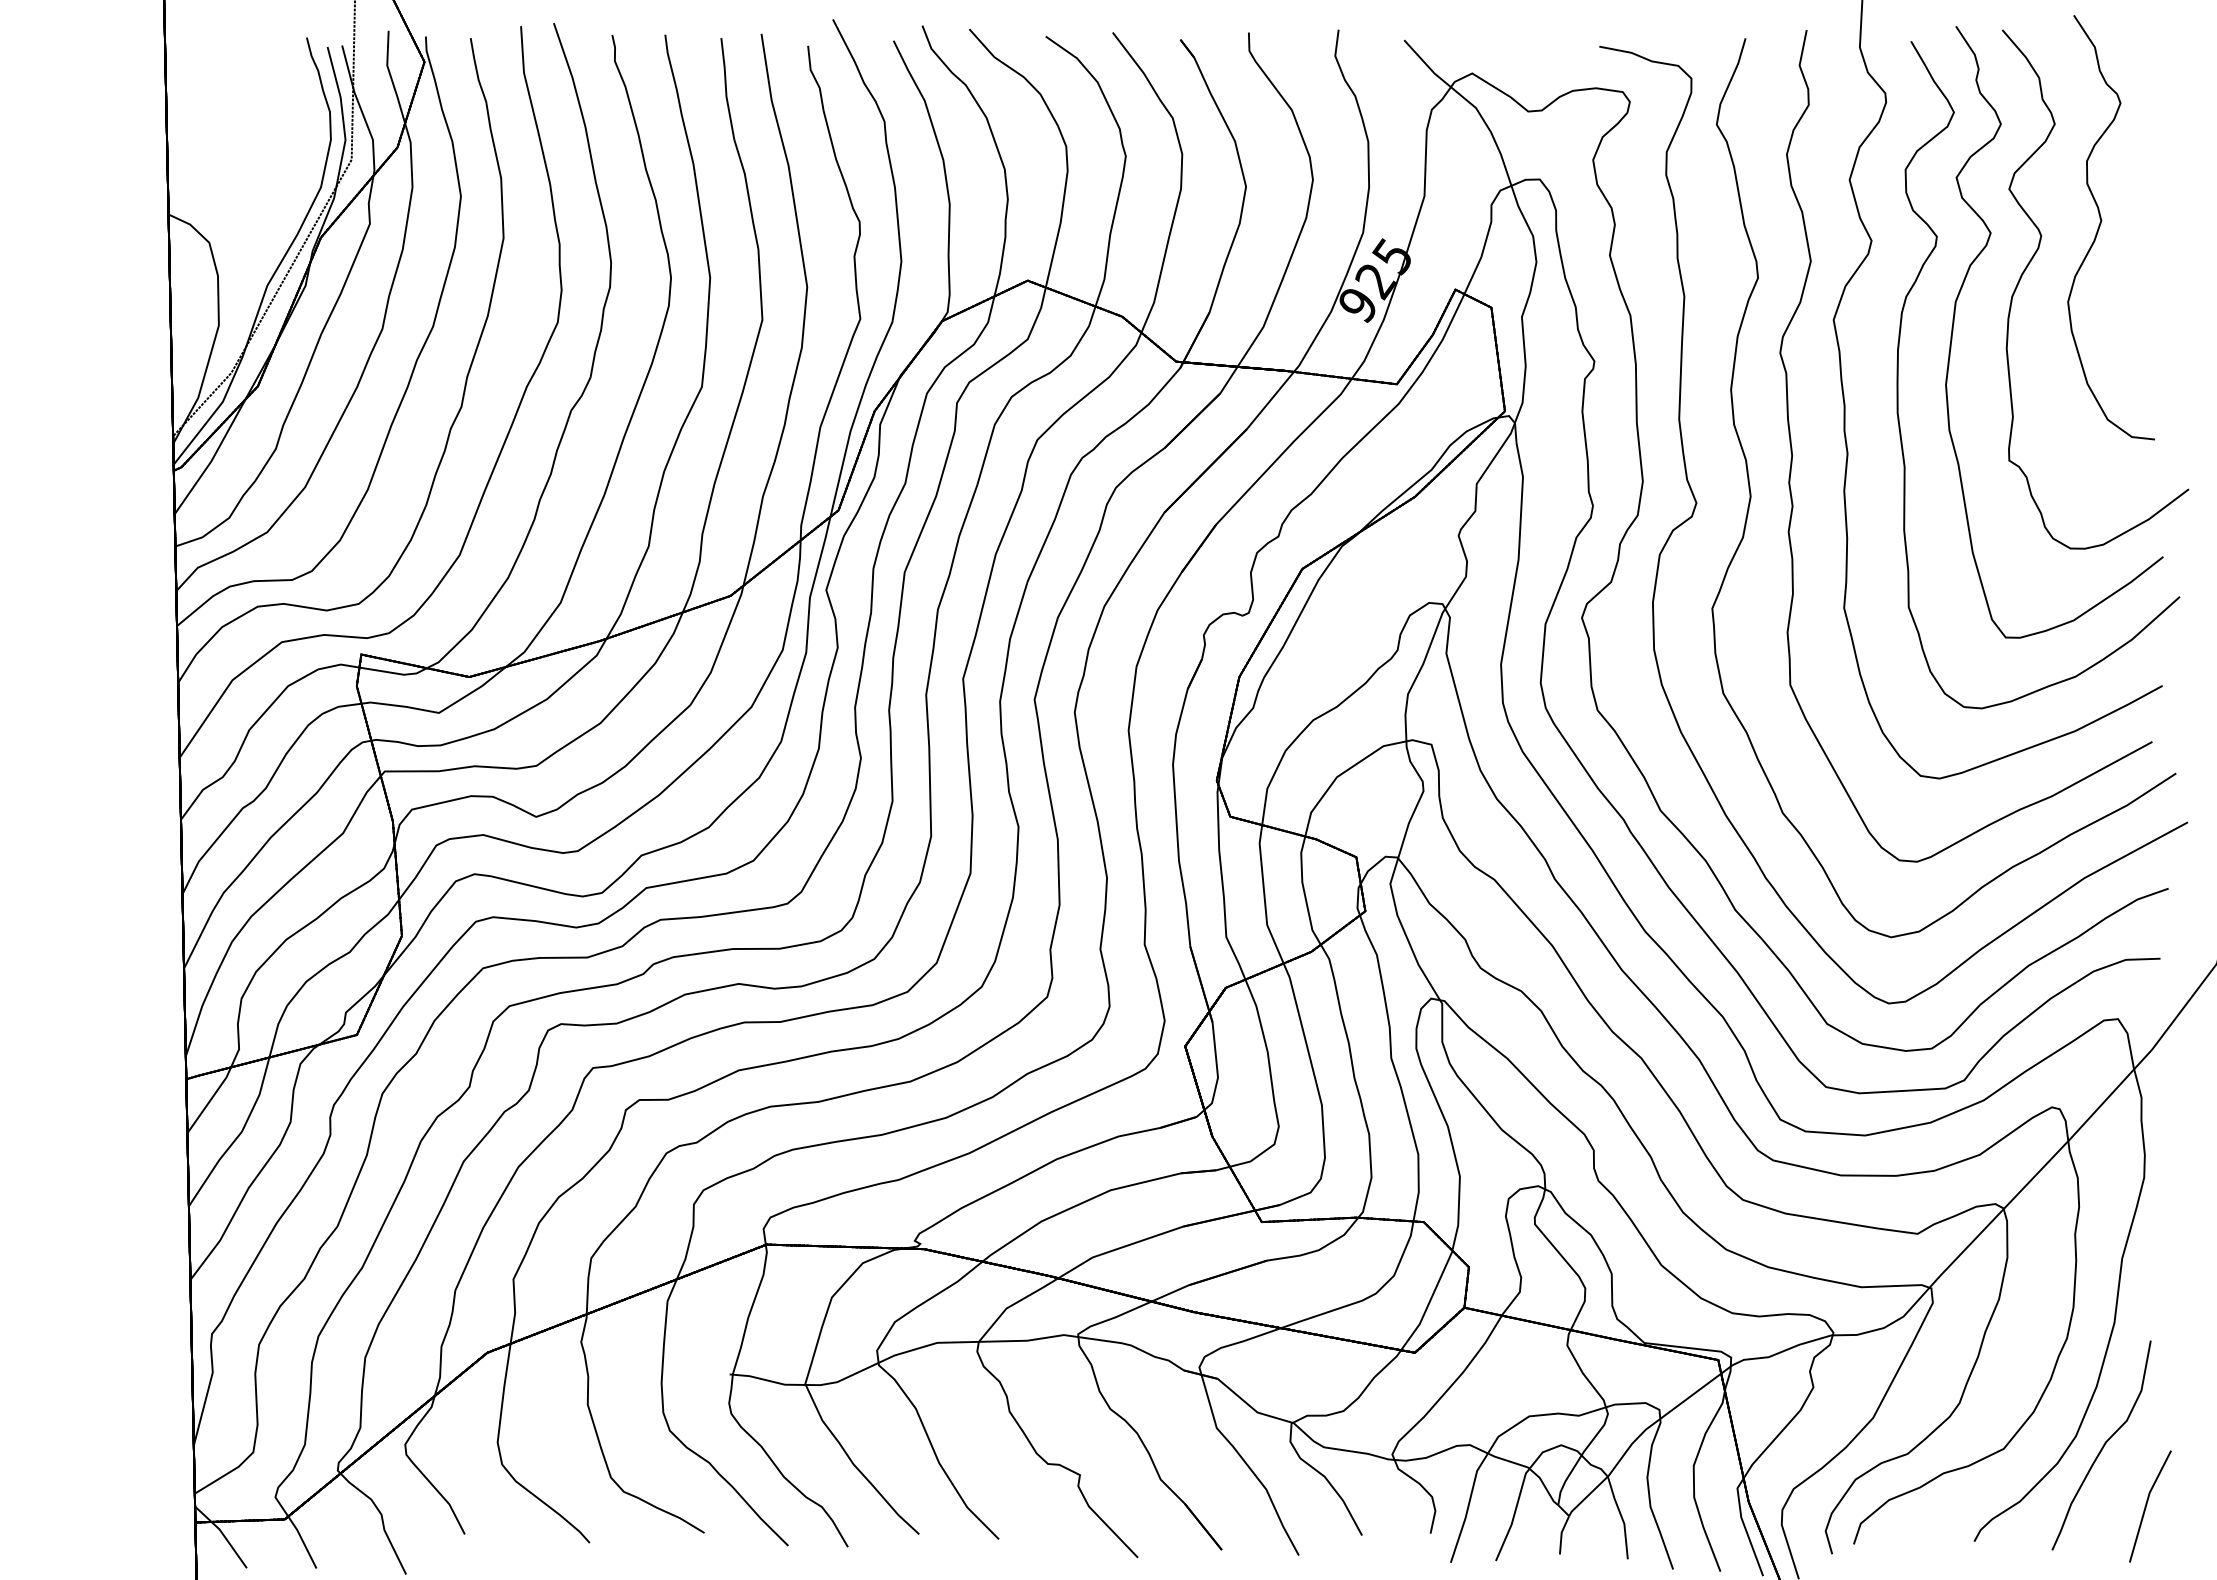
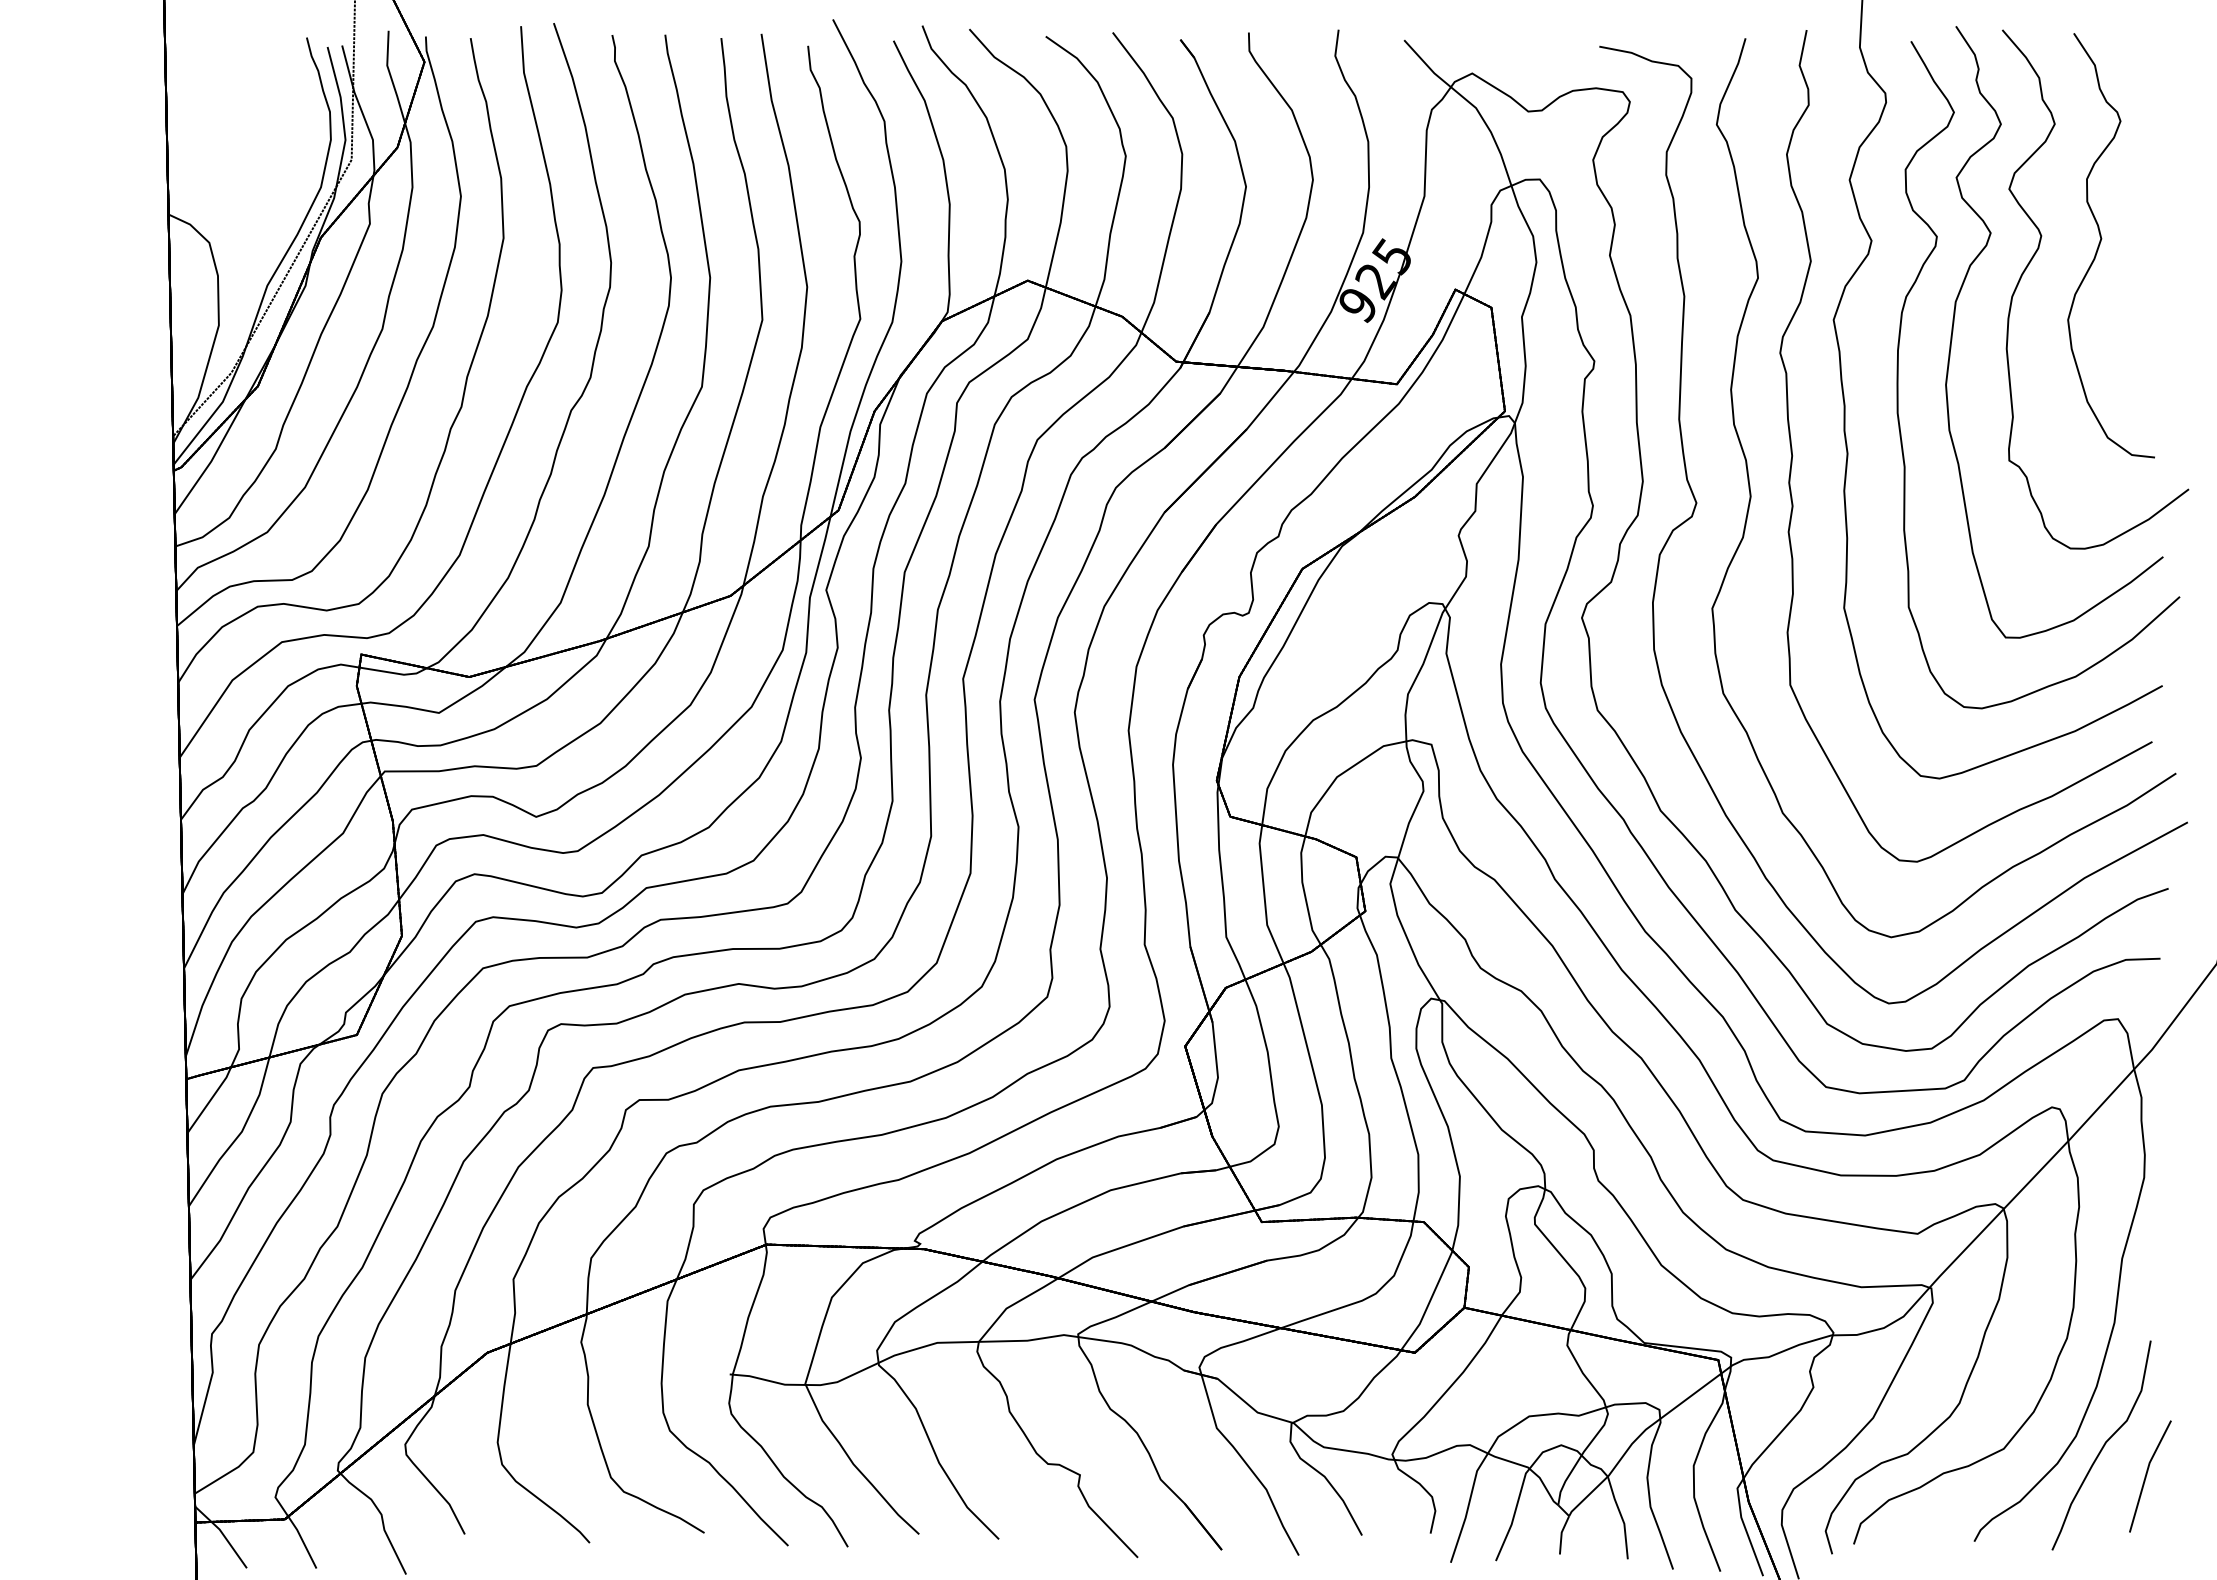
part position: (2101, 223) -> (2101, 241) (2101, 241)
line position: (2147, 1504) -> (2147, 1474) (2147, 1474)
